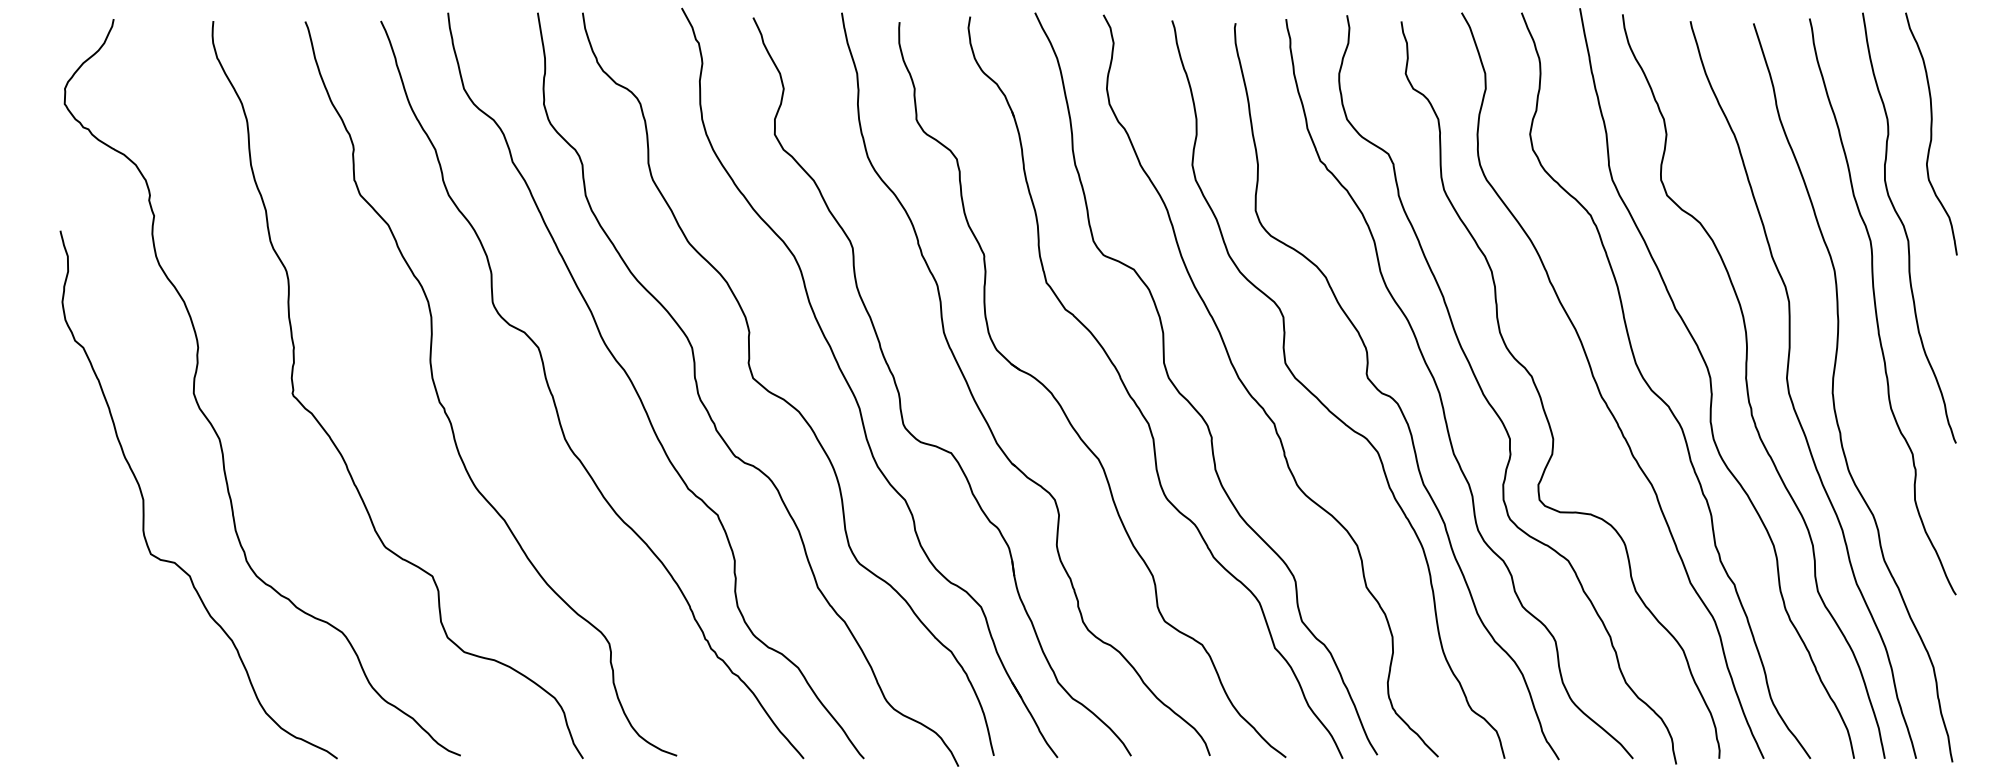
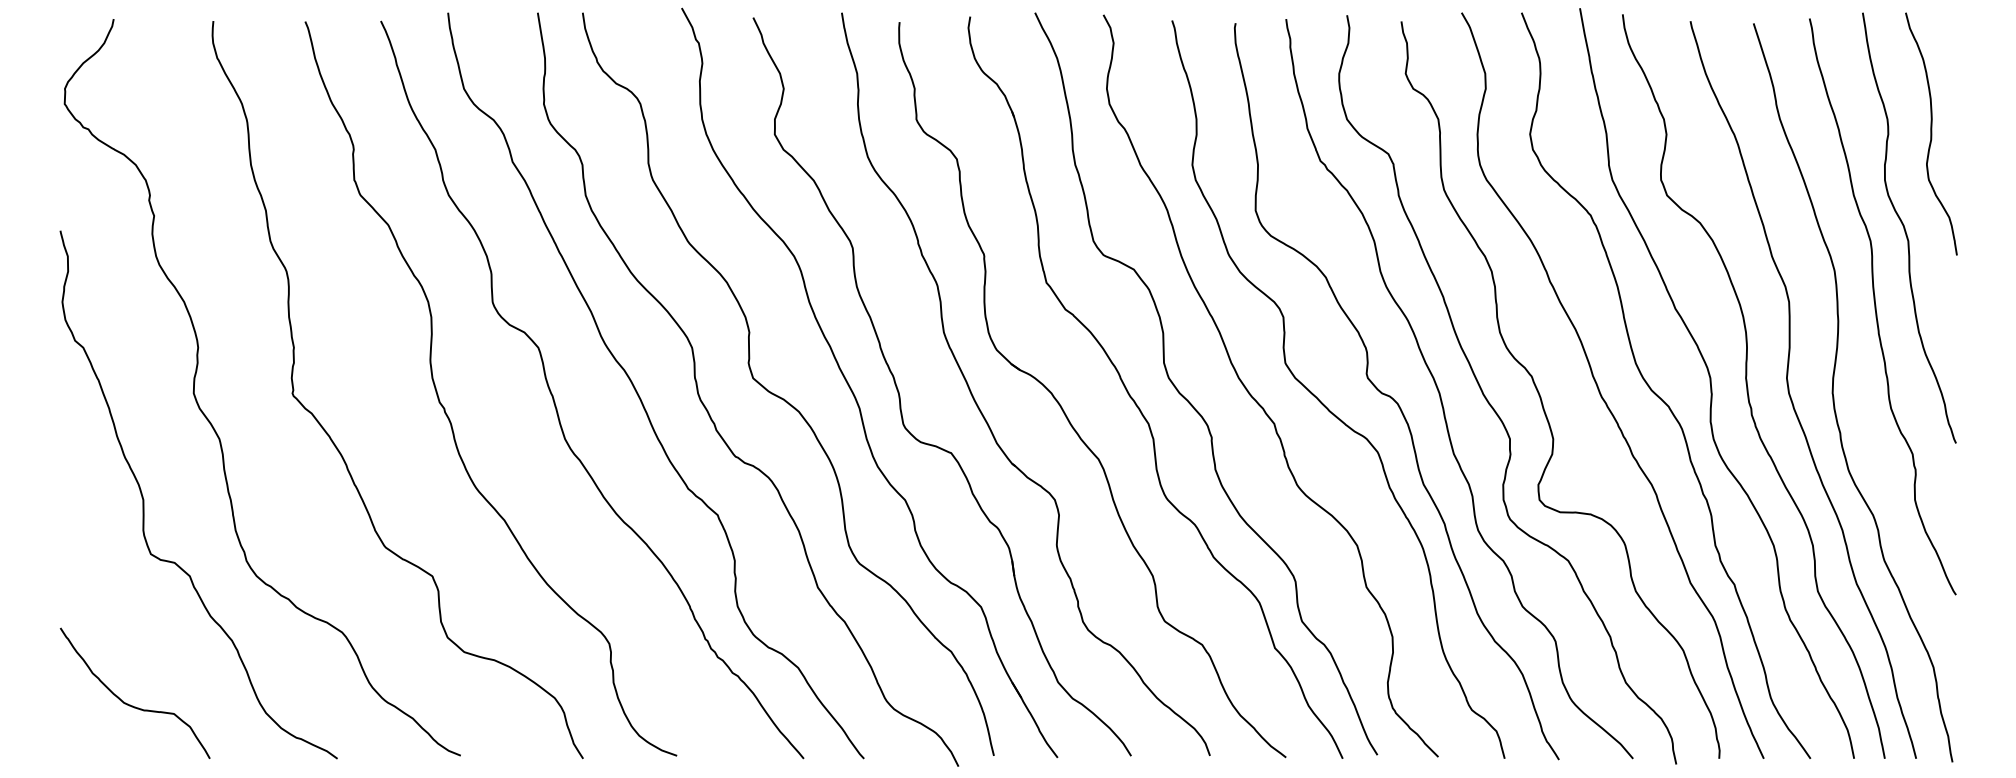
curve: none -> present (128, 703)
